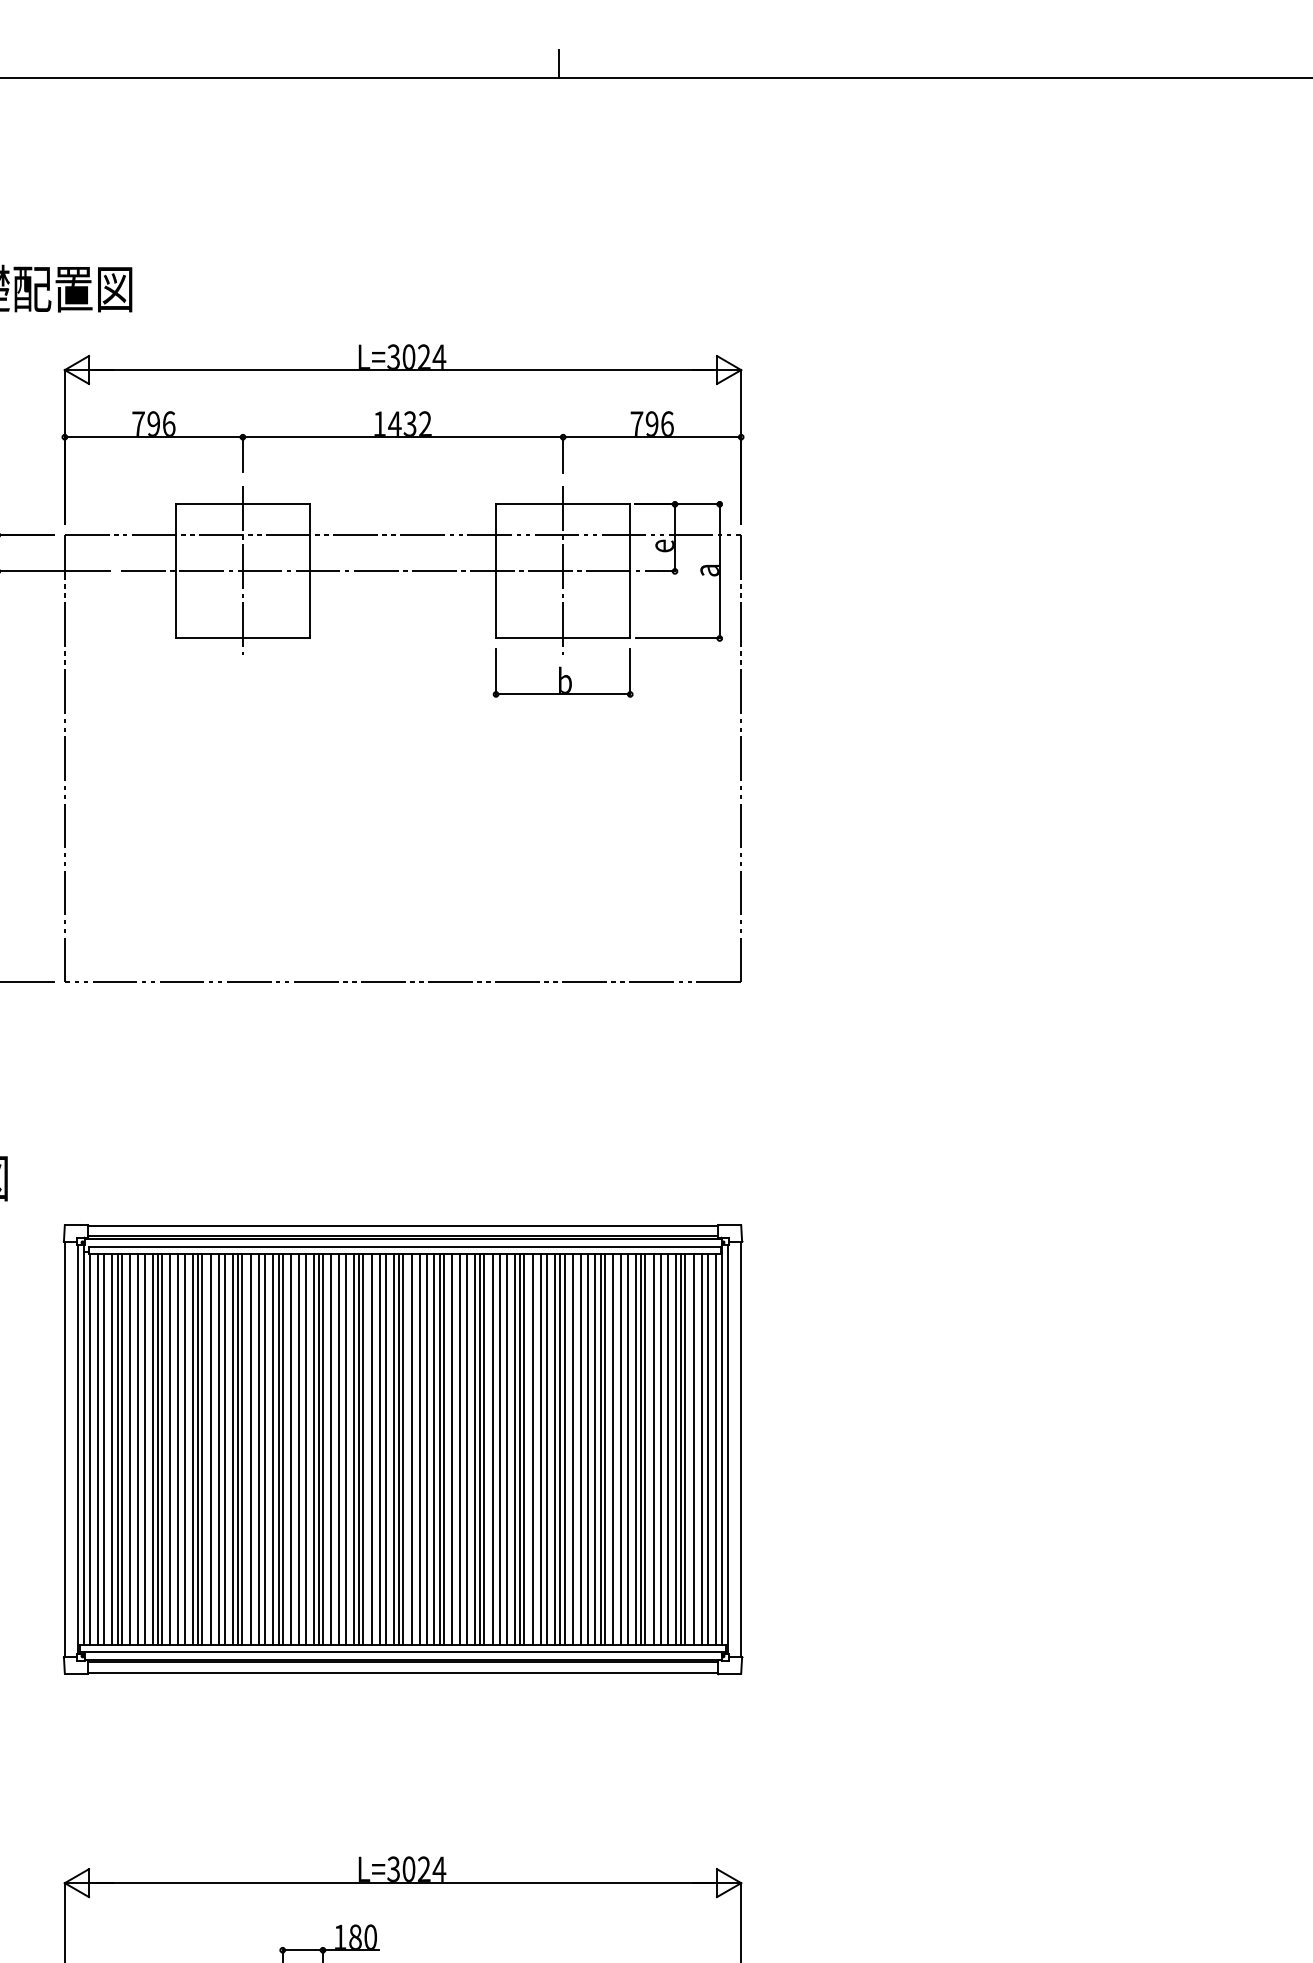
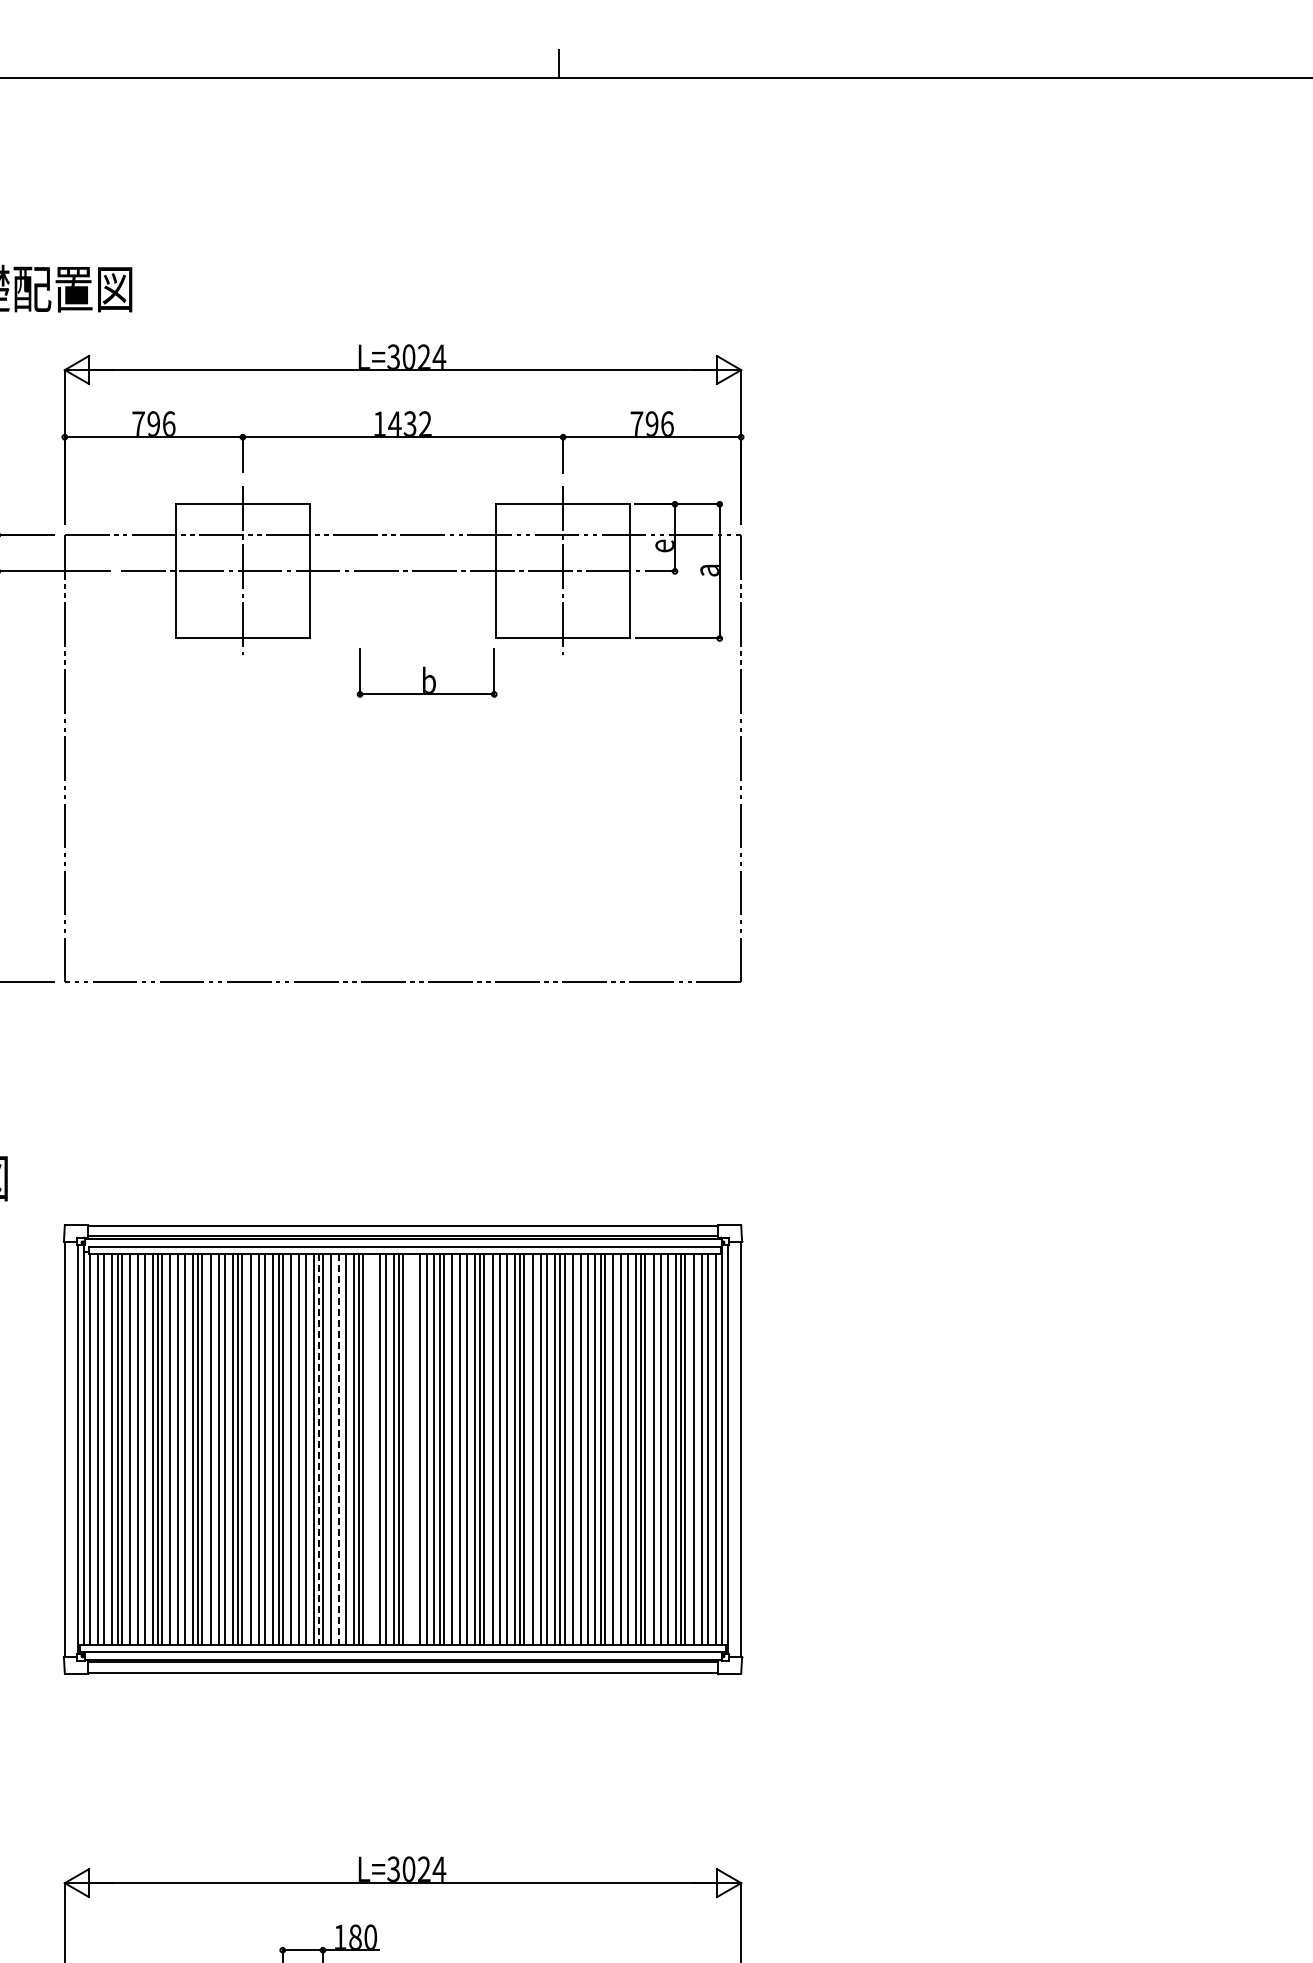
part position: (562, 672) -> (426, 672) (426, 672)
line: present -> none (371, 1449)
line: present -> none (411, 1449)
line: solid -> dashed (318, 1450)
line: solid -> dashed (339, 1450)
